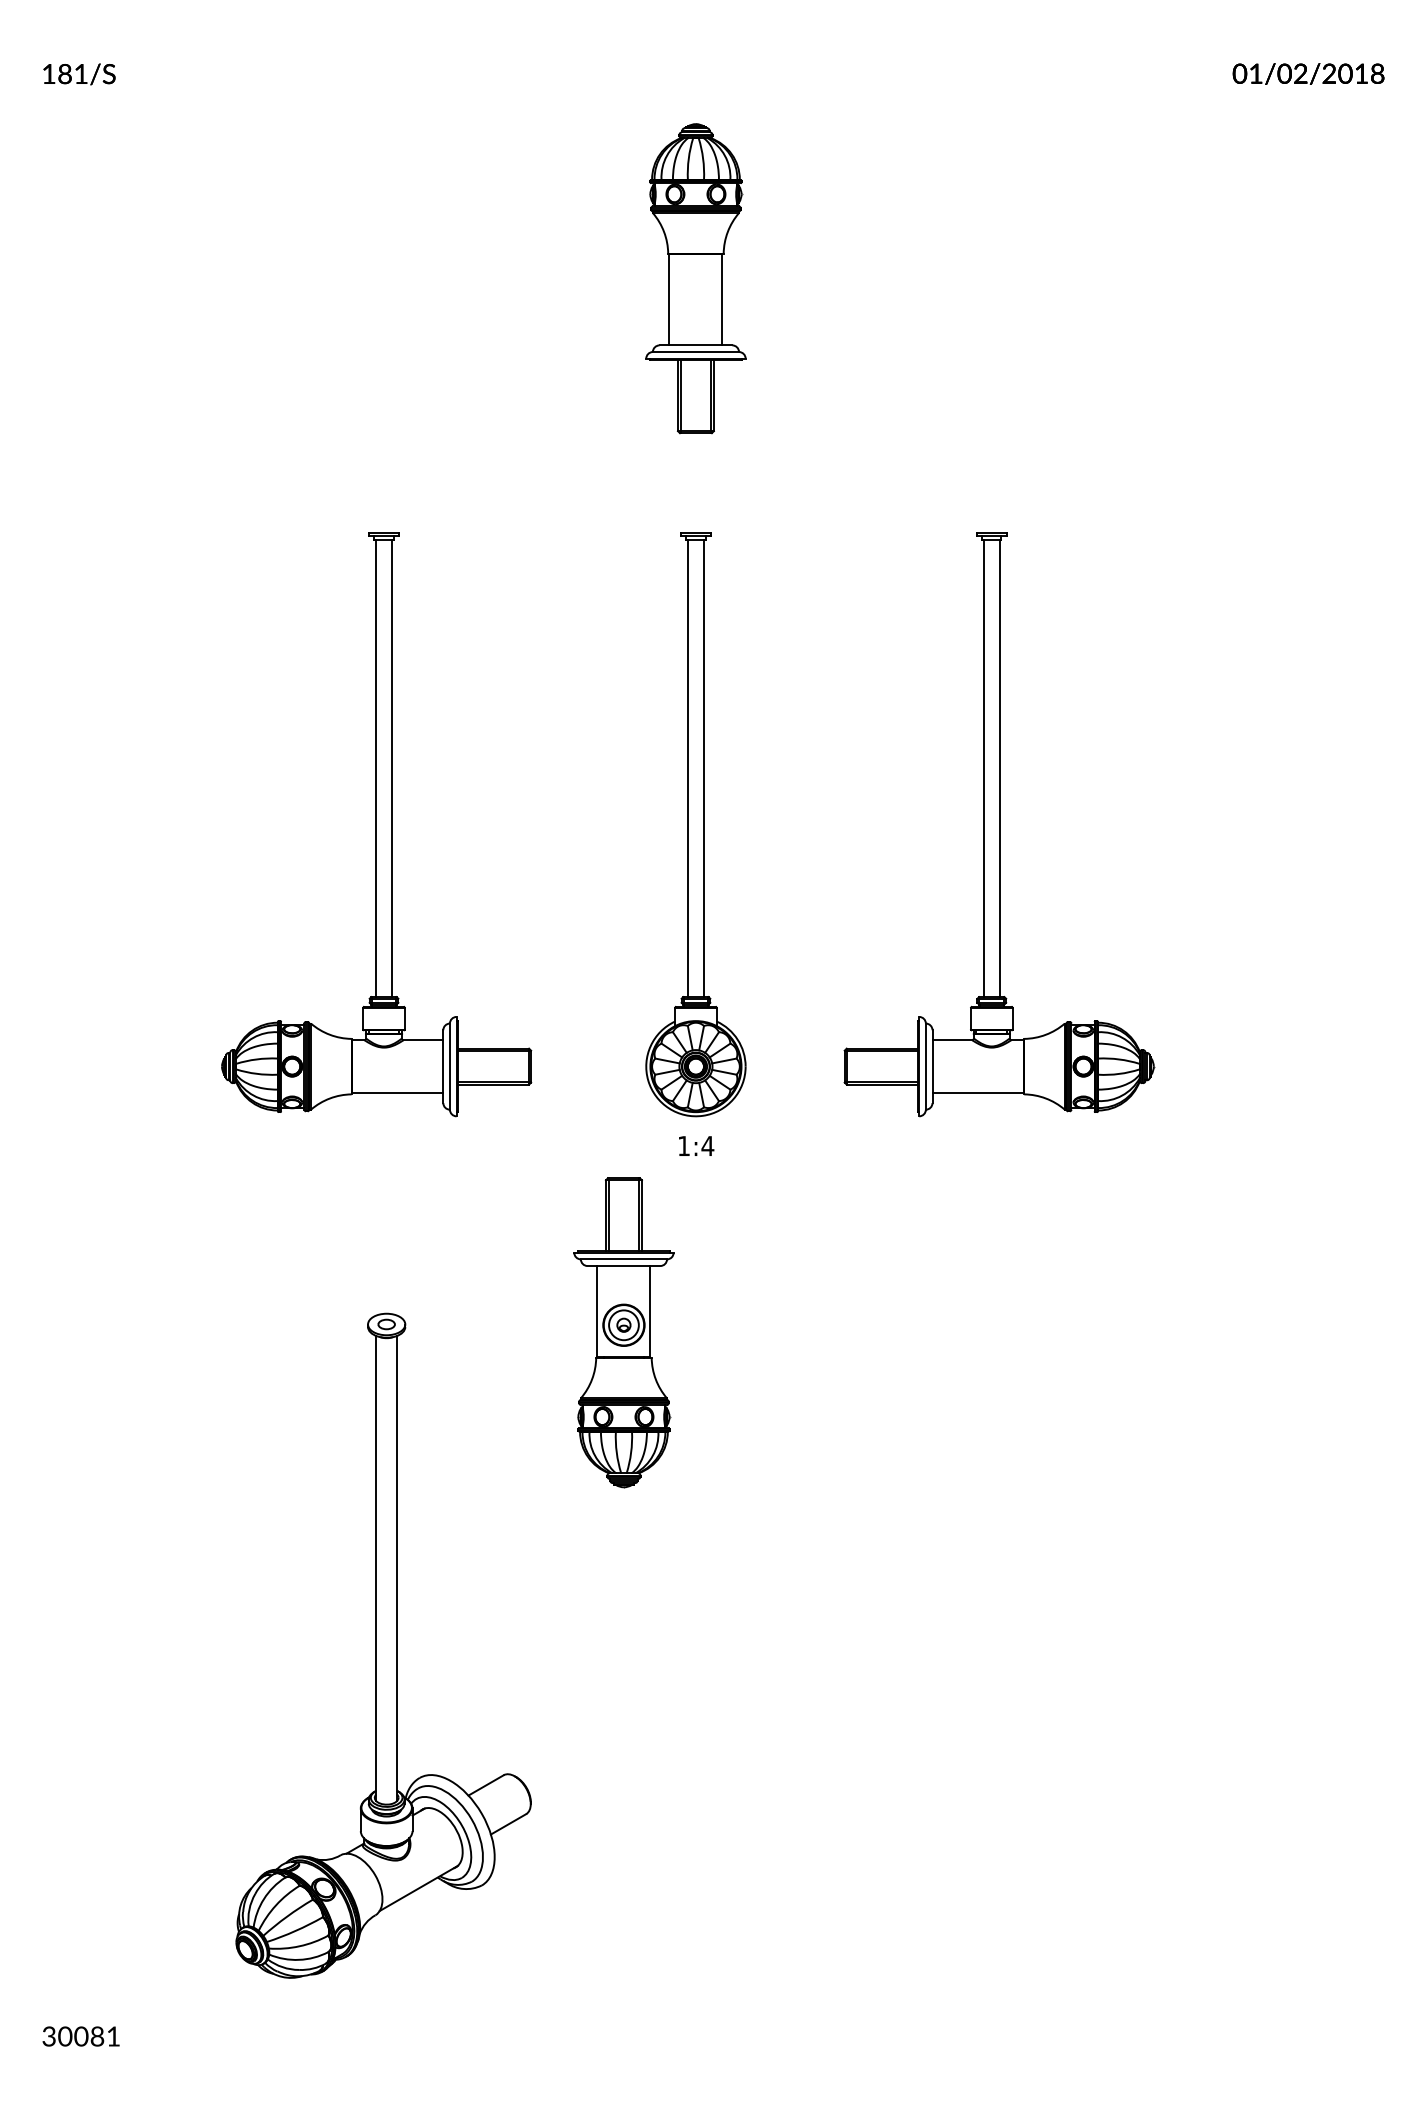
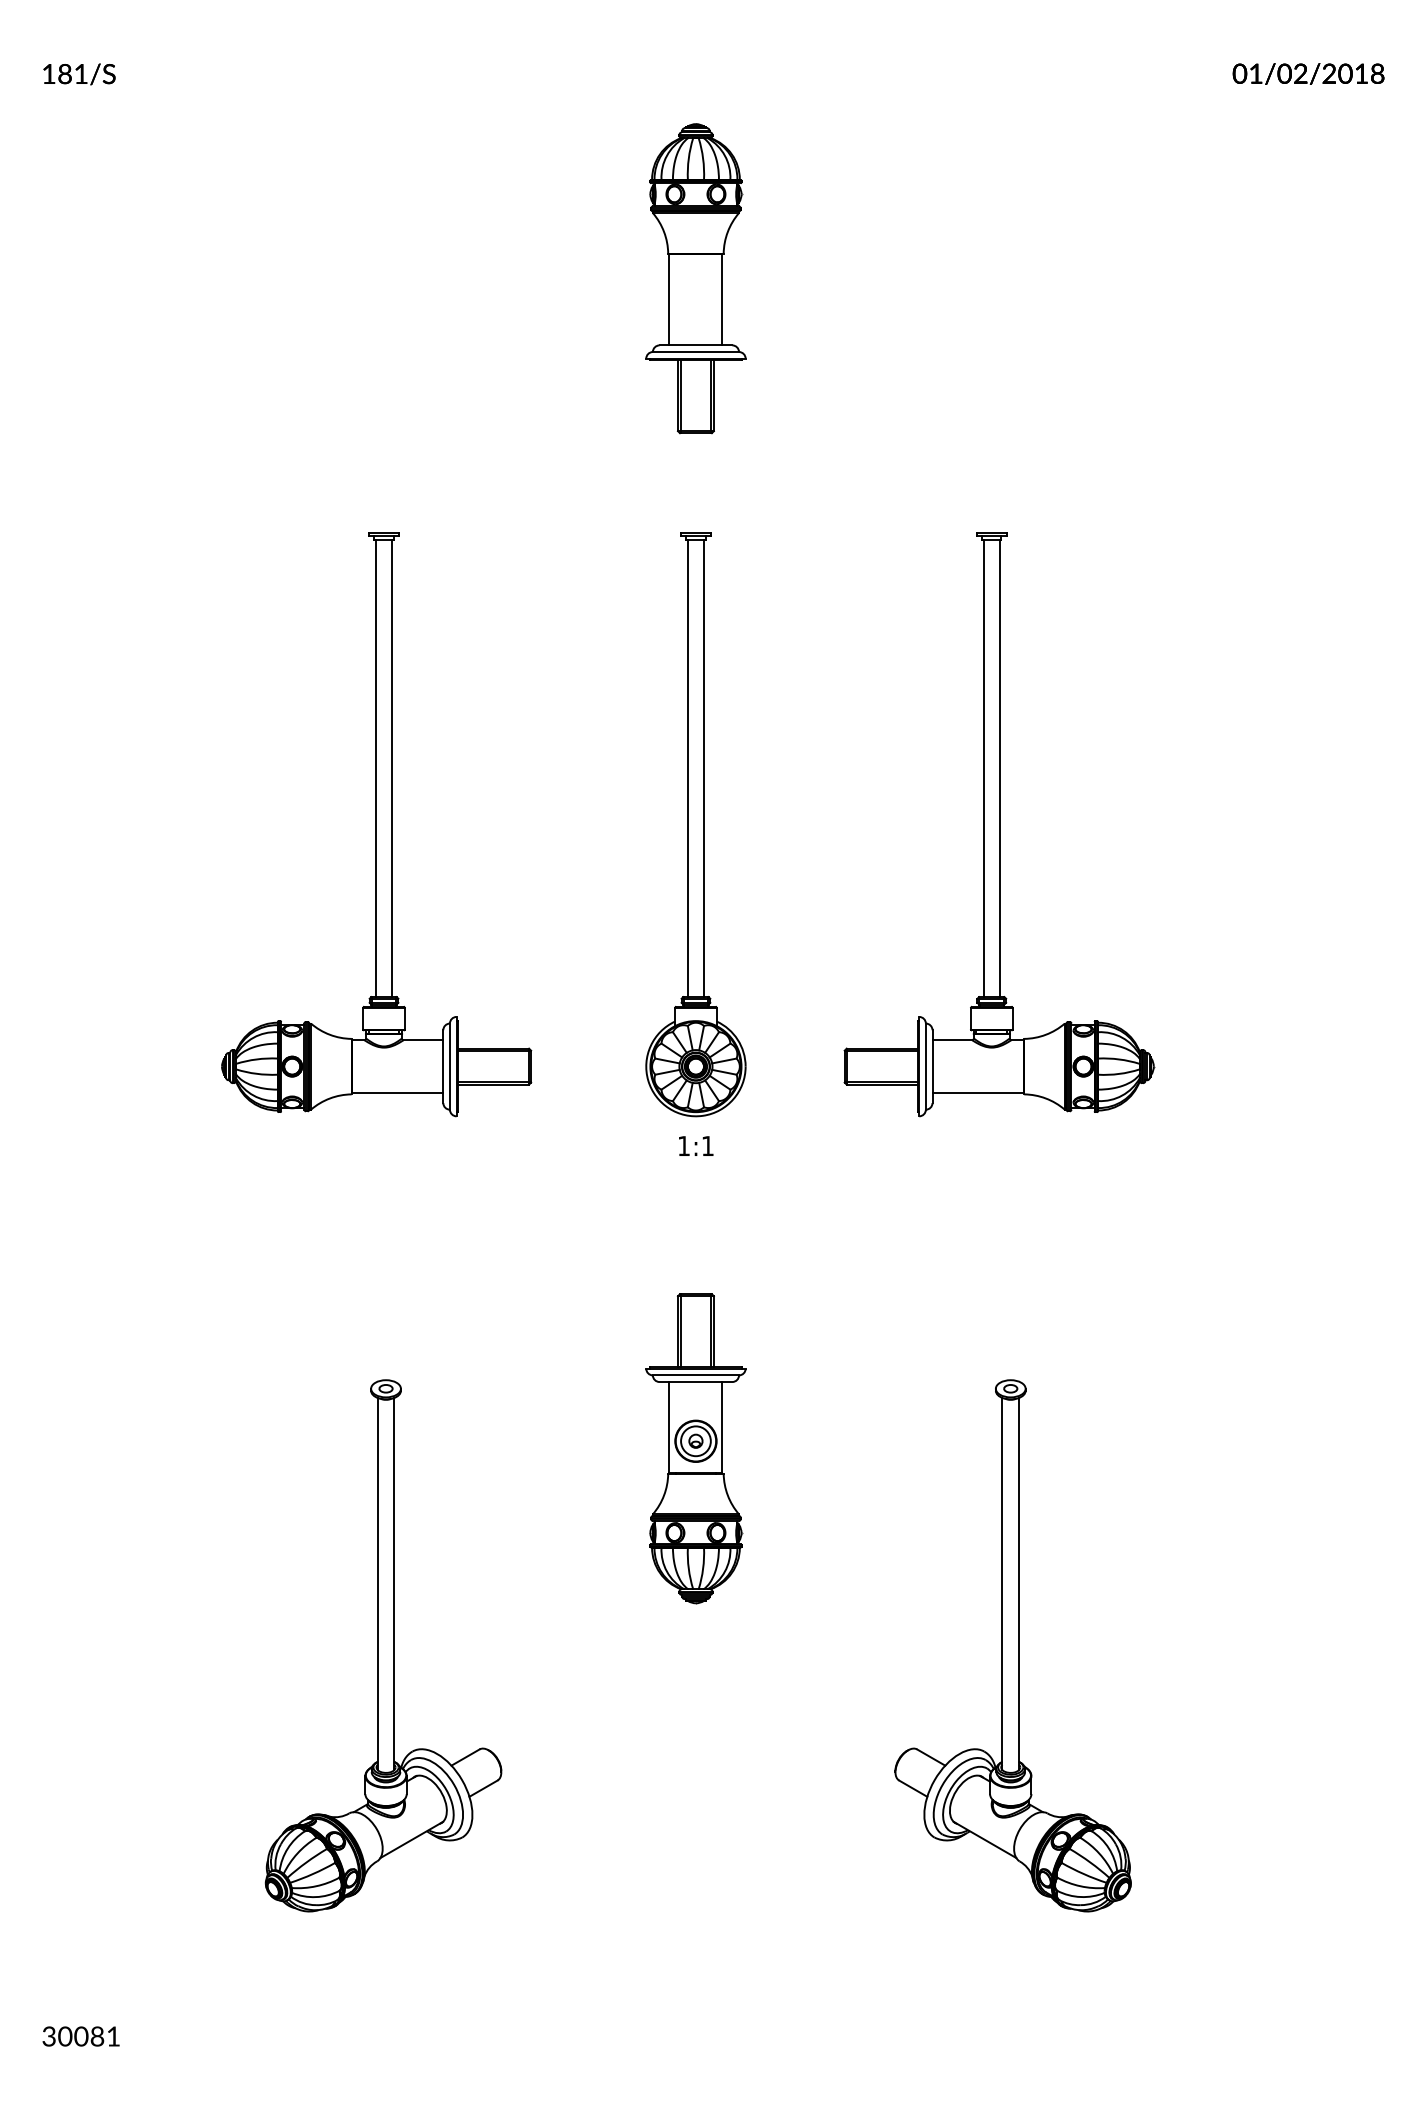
text: 1:4 -> 1:1 (707, 1145)
part position: (623, 1332) -> (695, 1448) (695, 1448)
part size: 297x667 px -> 239x534 px (383, 1645)
part: none -> present (1012, 1645)
